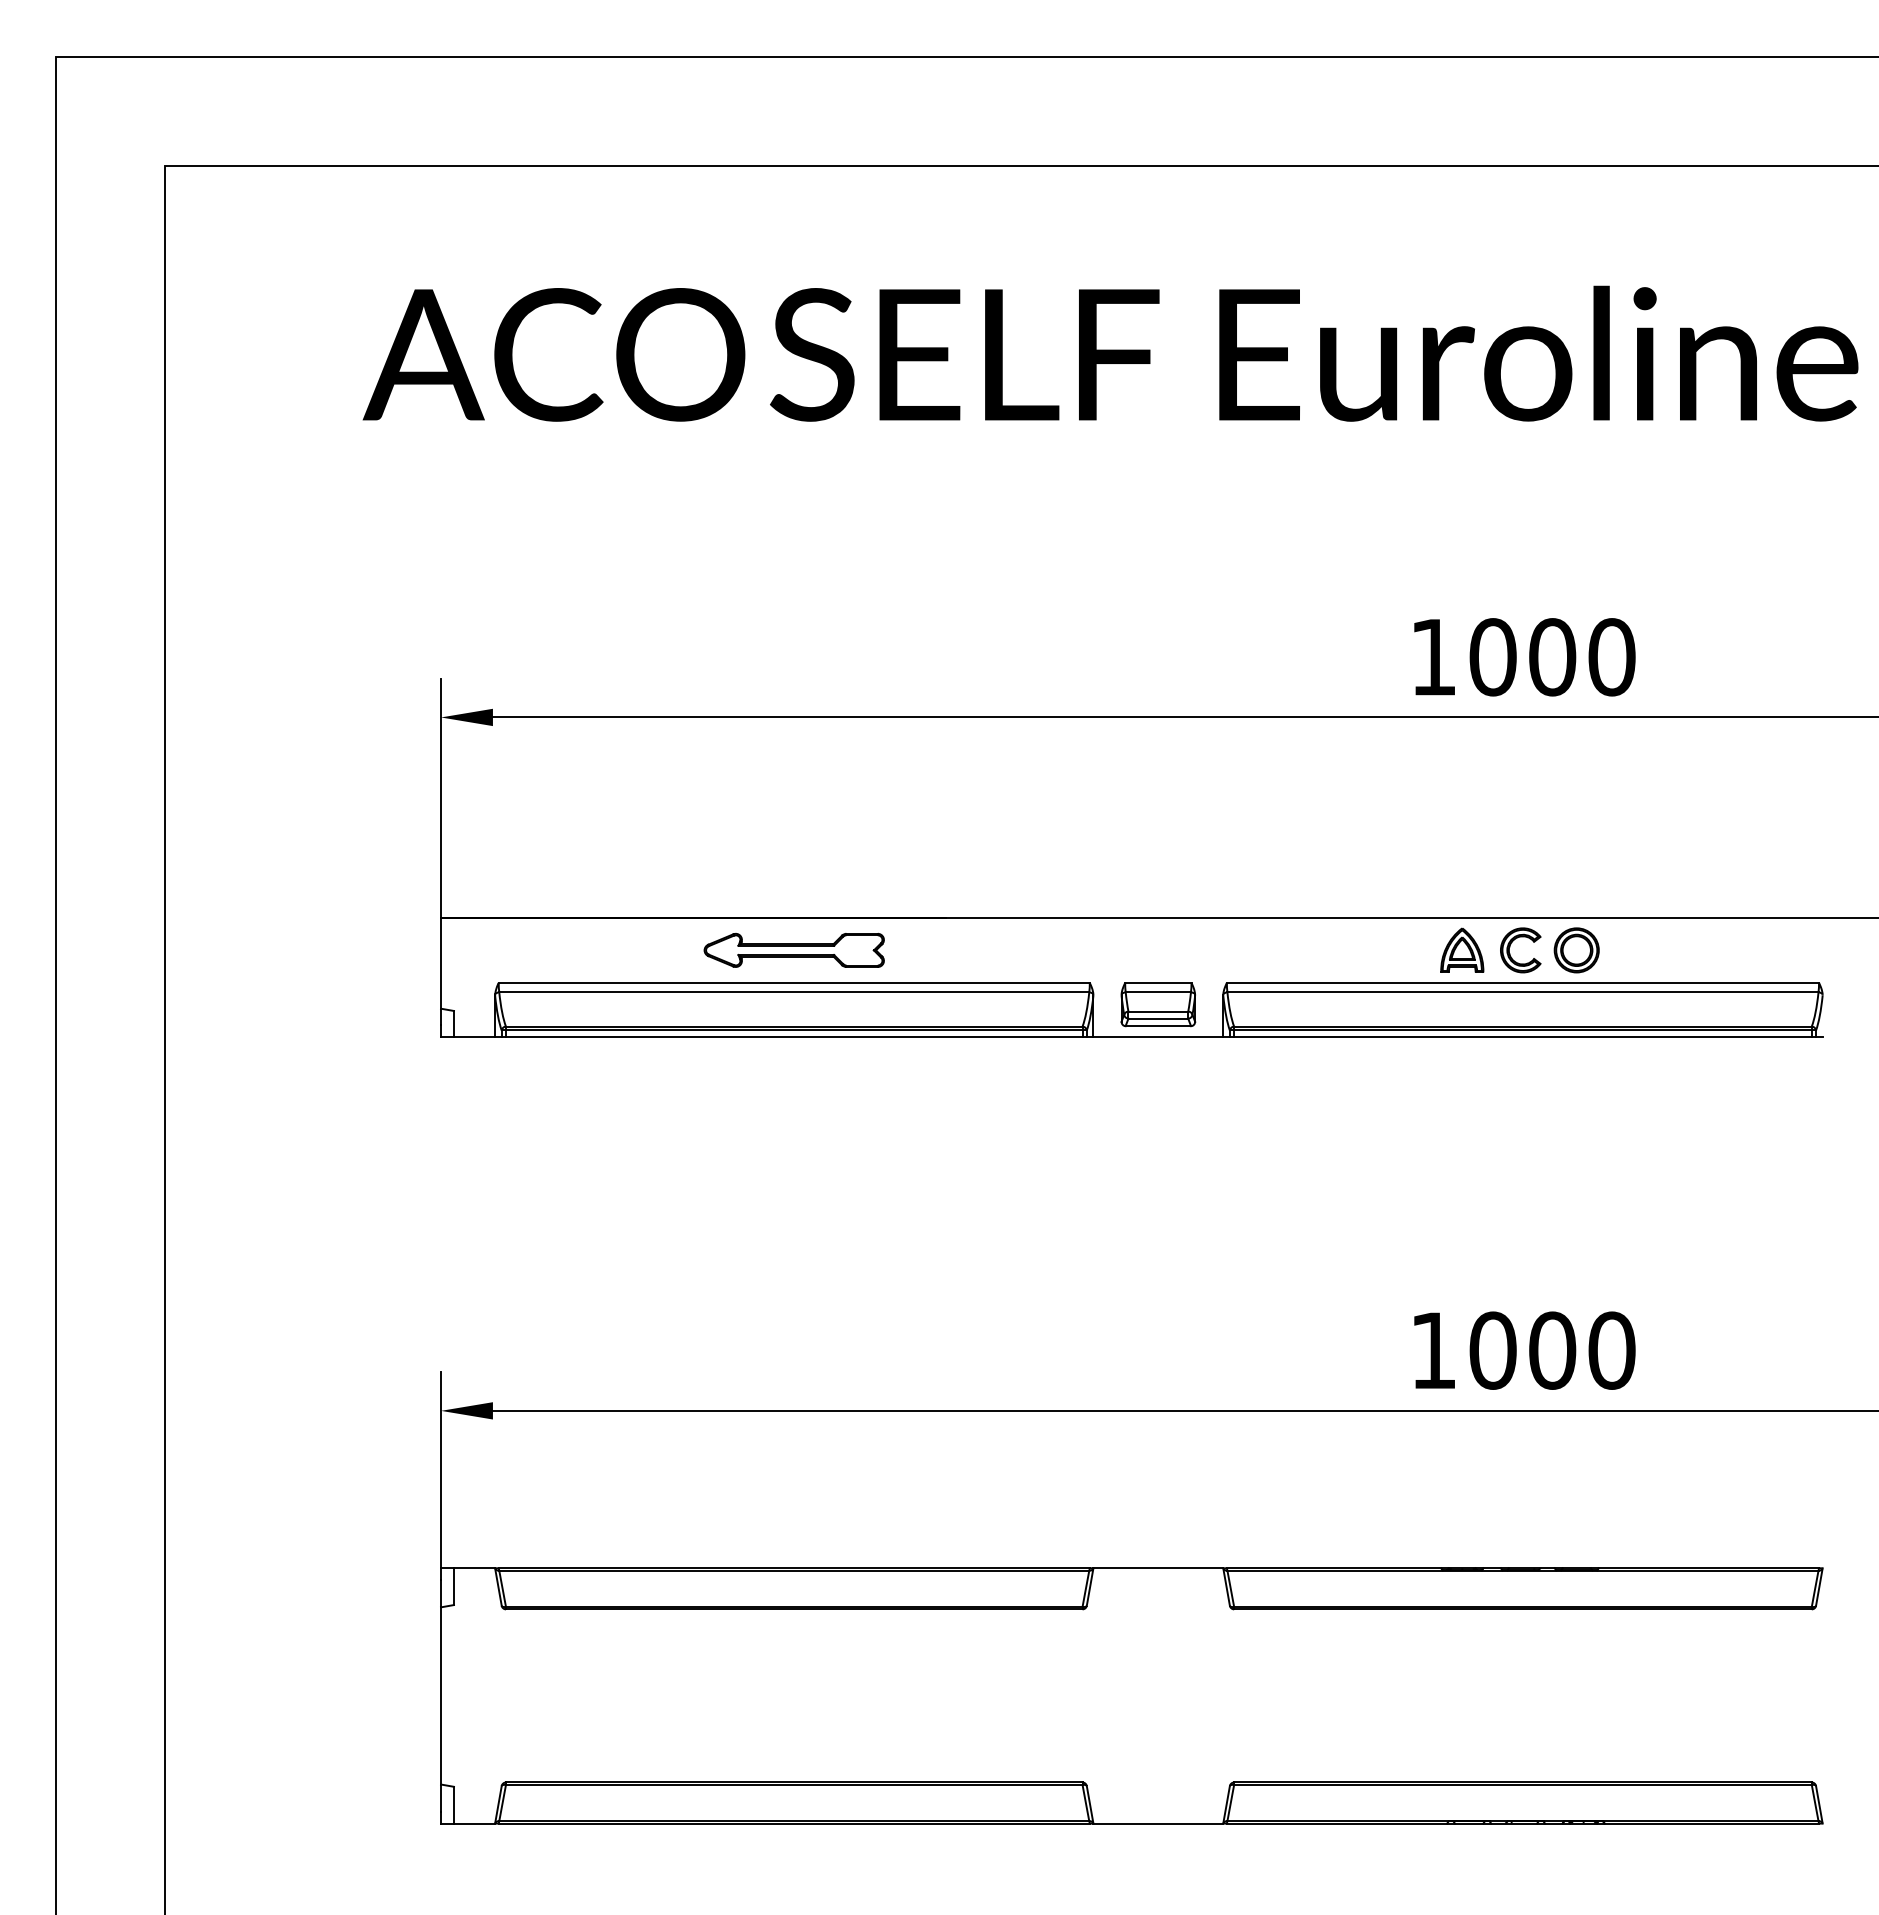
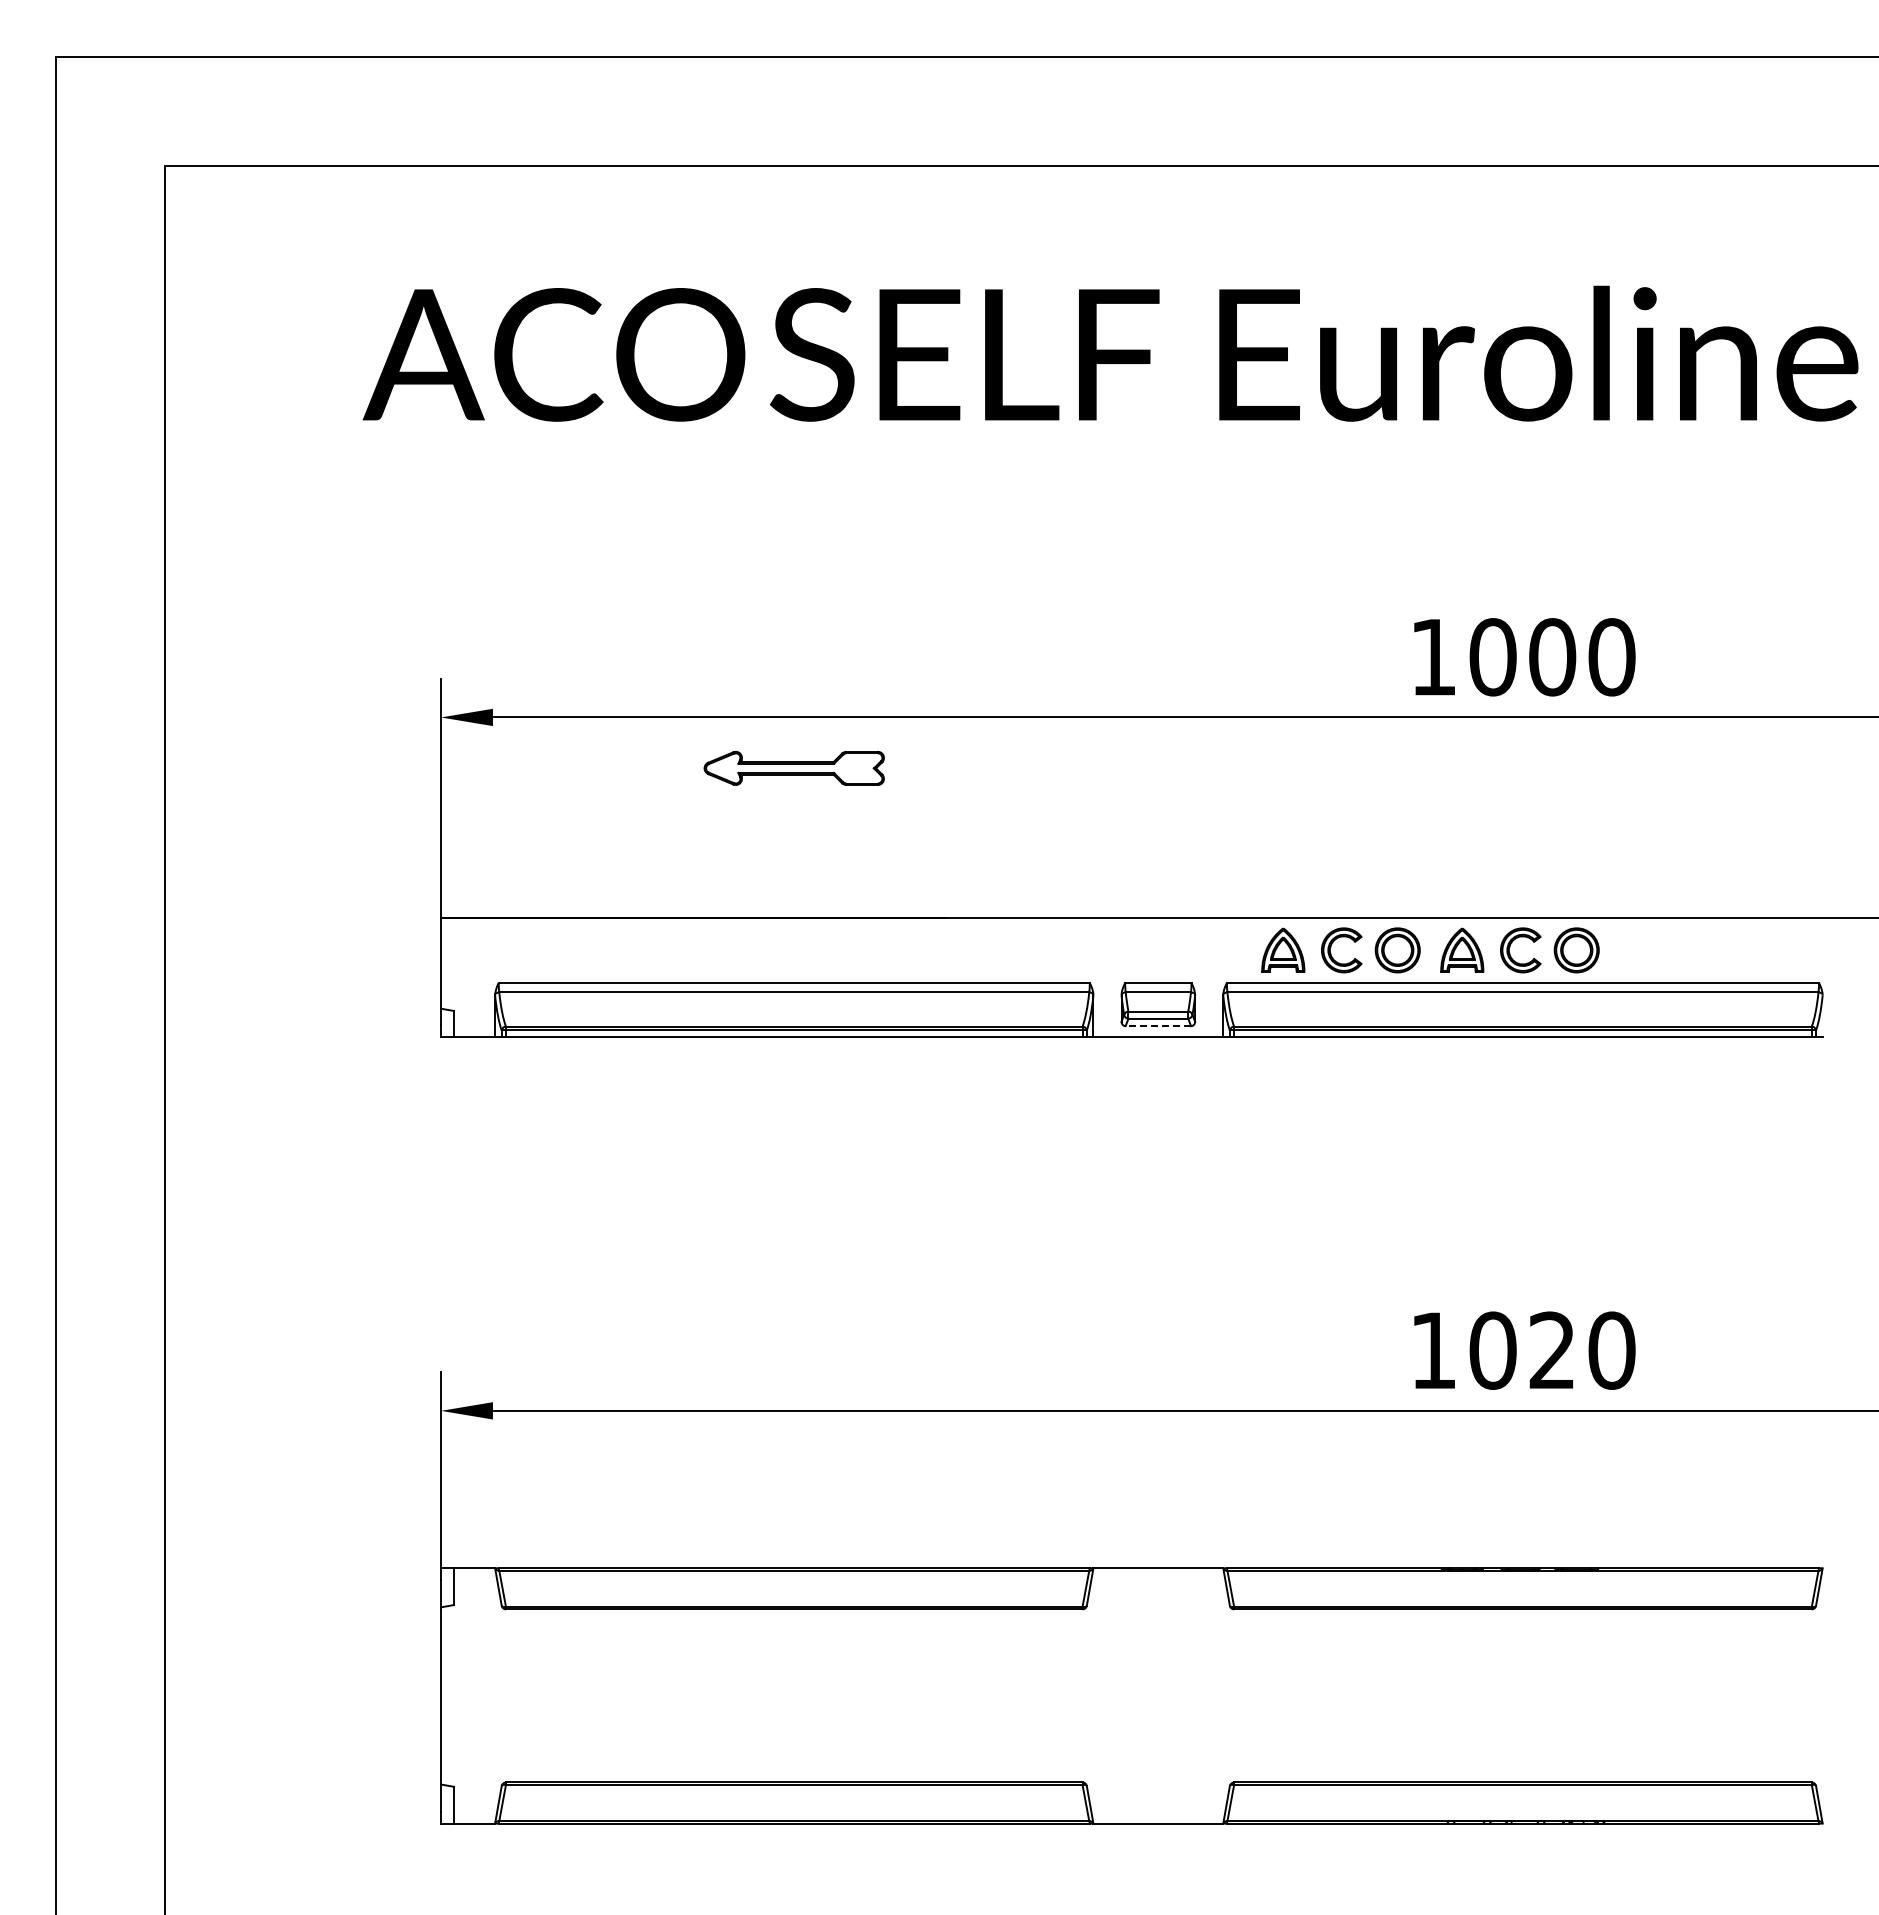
part: none -> present (1331, 947)
part position: (793, 949) -> (793, 767) (793, 767)
line: solid -> dashed (1158, 1026)
text: 1000 -> 1020 (1552, 1350)
